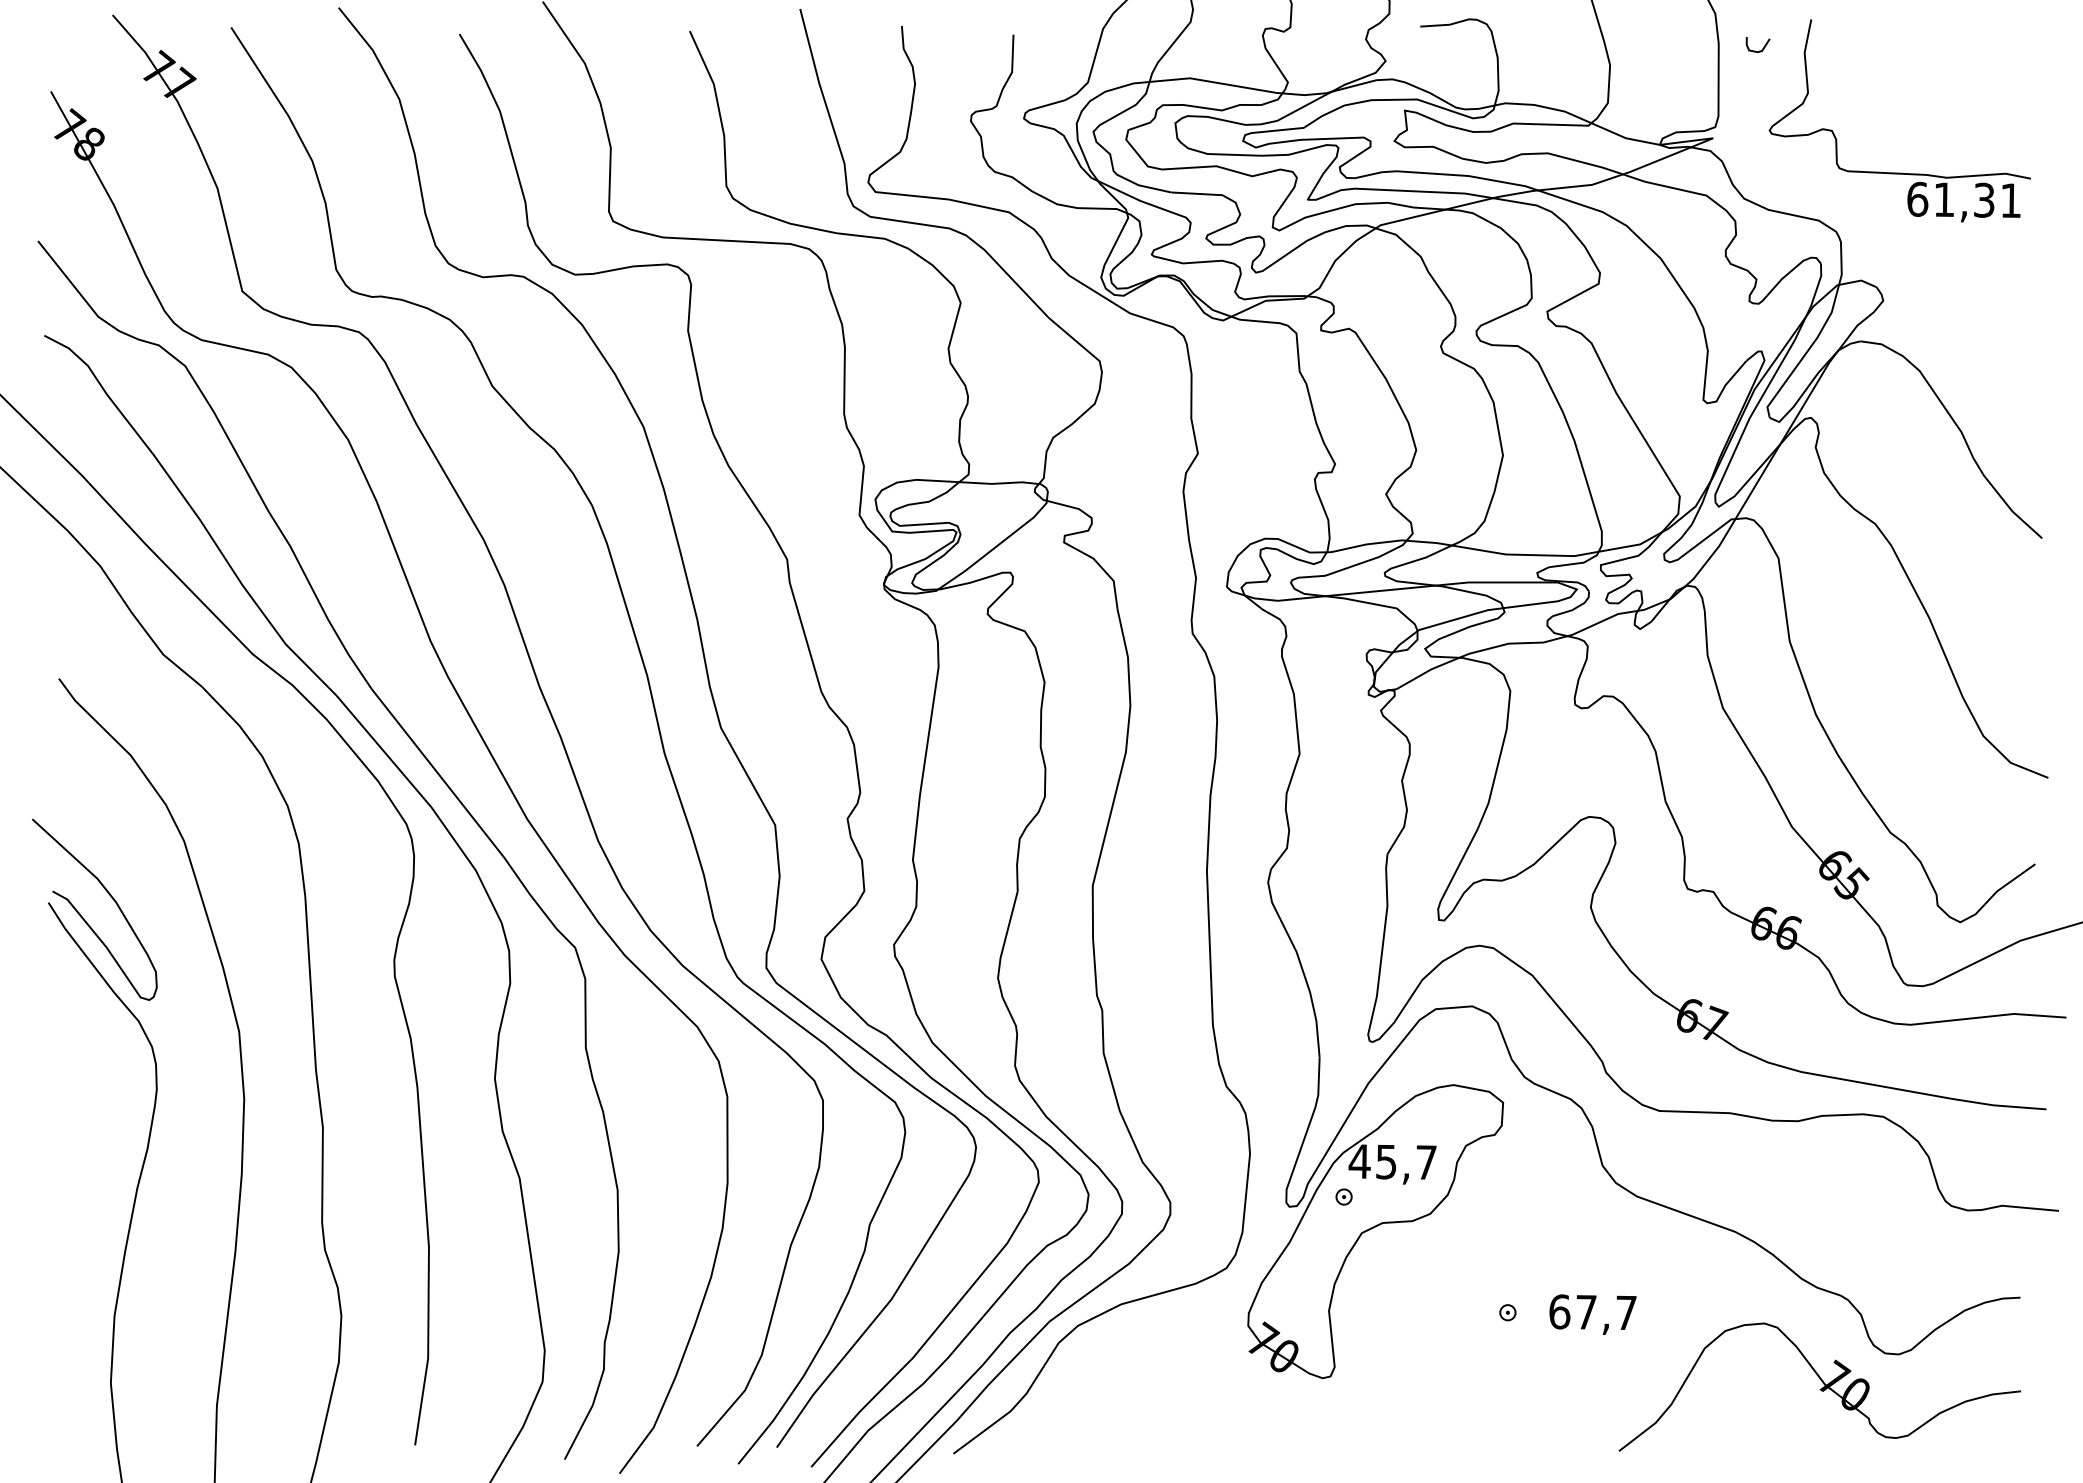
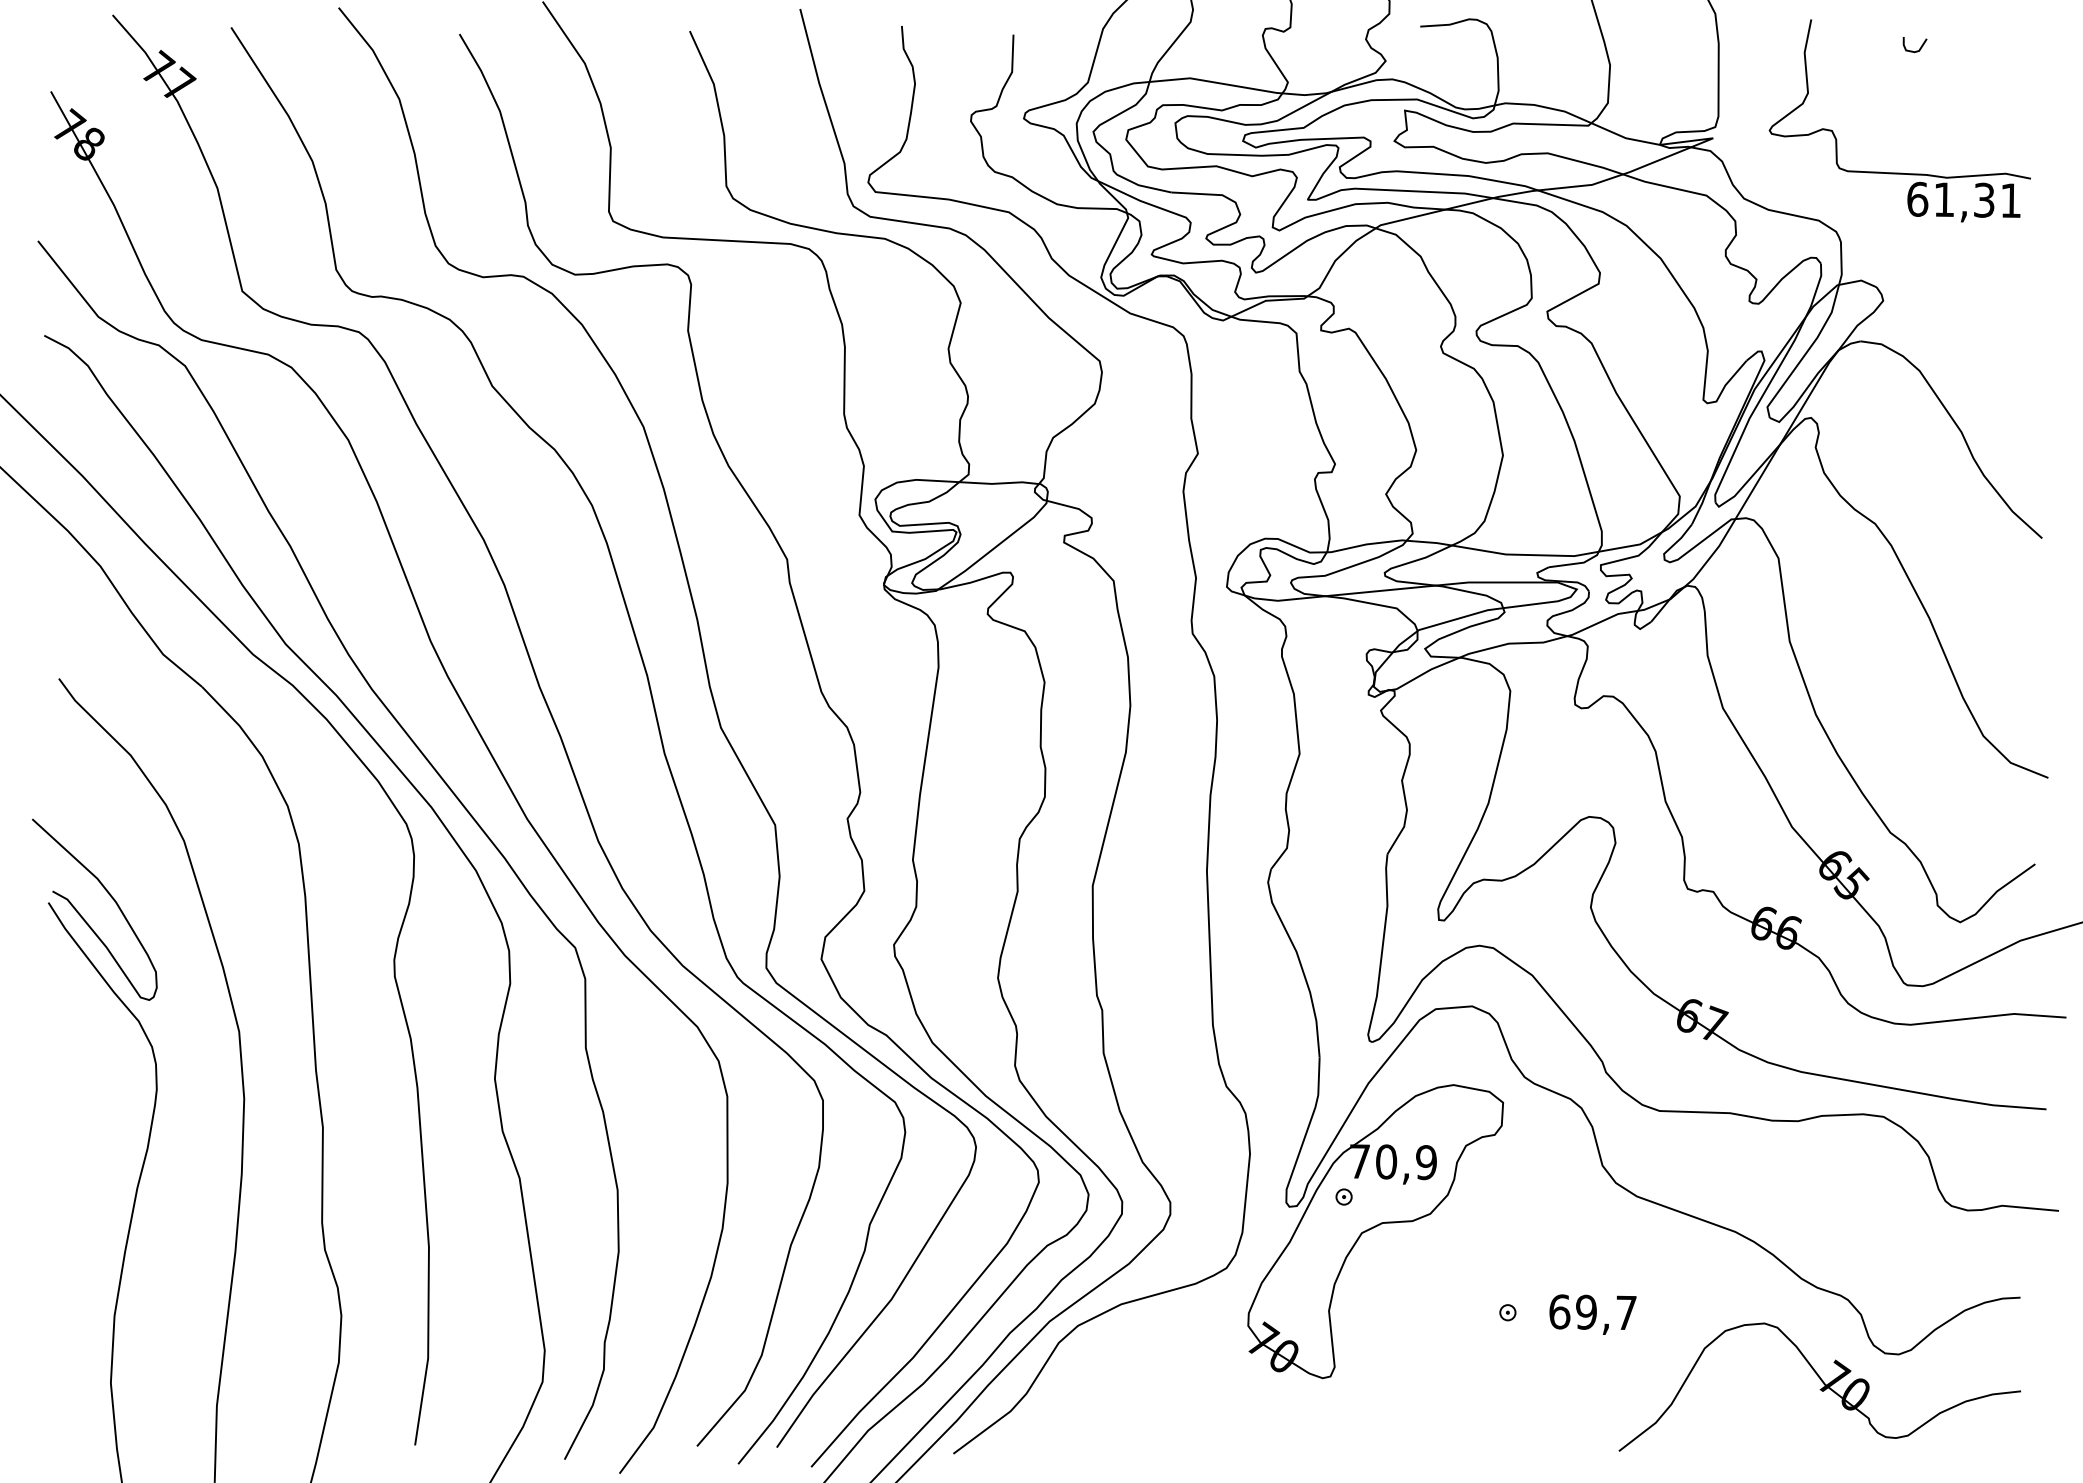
curve position: (1763, 46) -> (1920, 46) (1920, 46)
text: 45,7 -> 70,9 (1392, 1162)
text: 67,7 -> 69,7 (1586, 1311)
